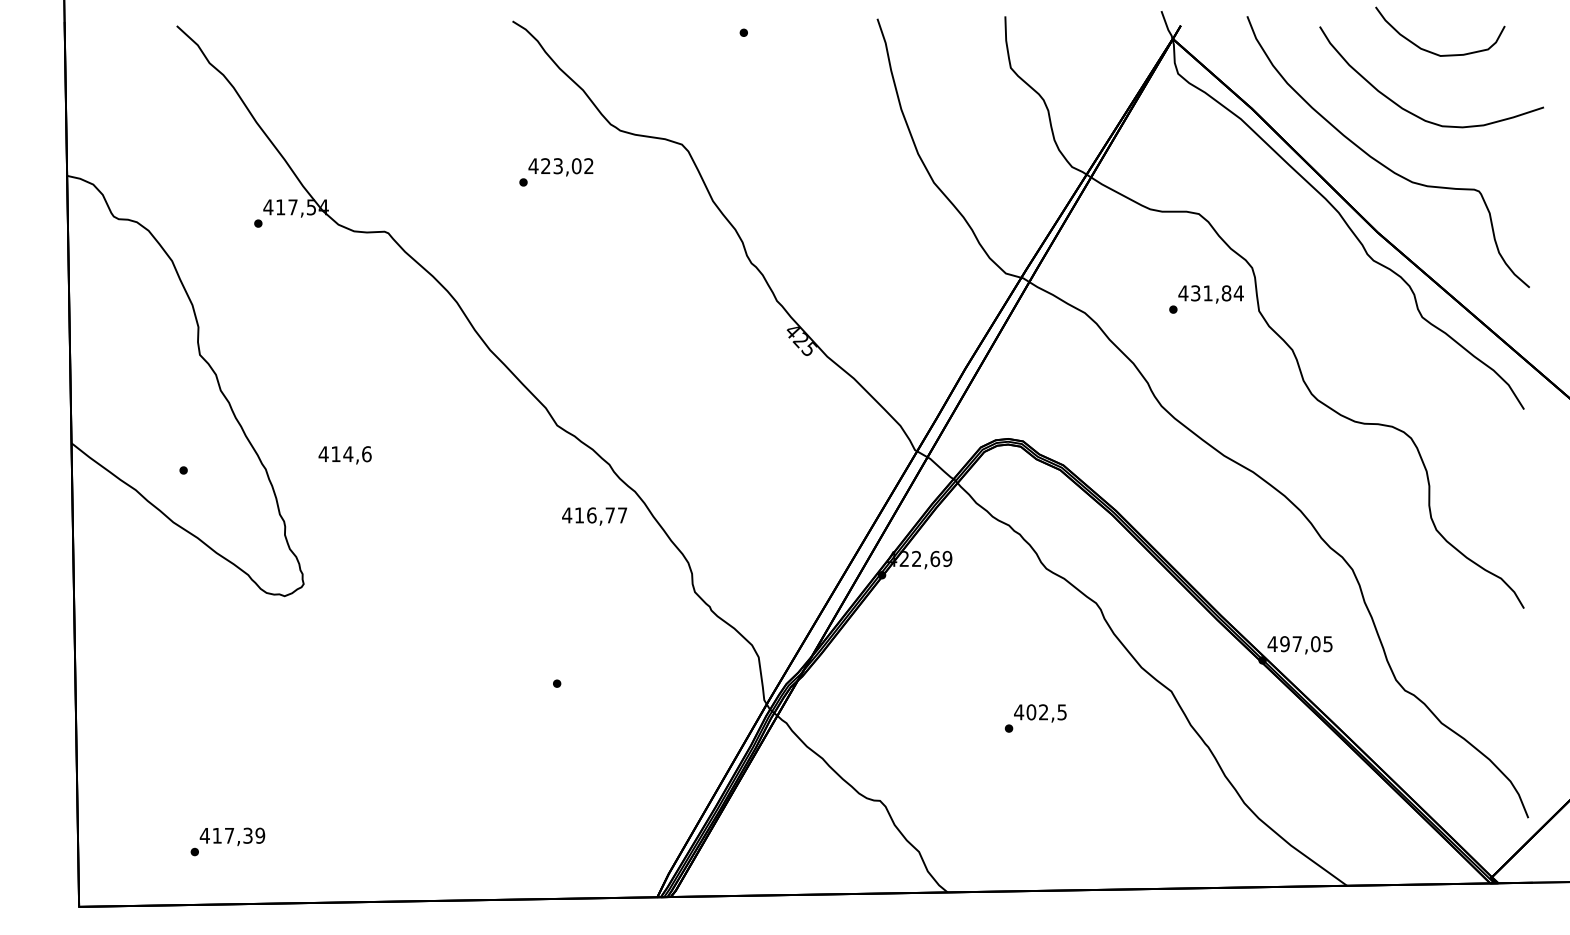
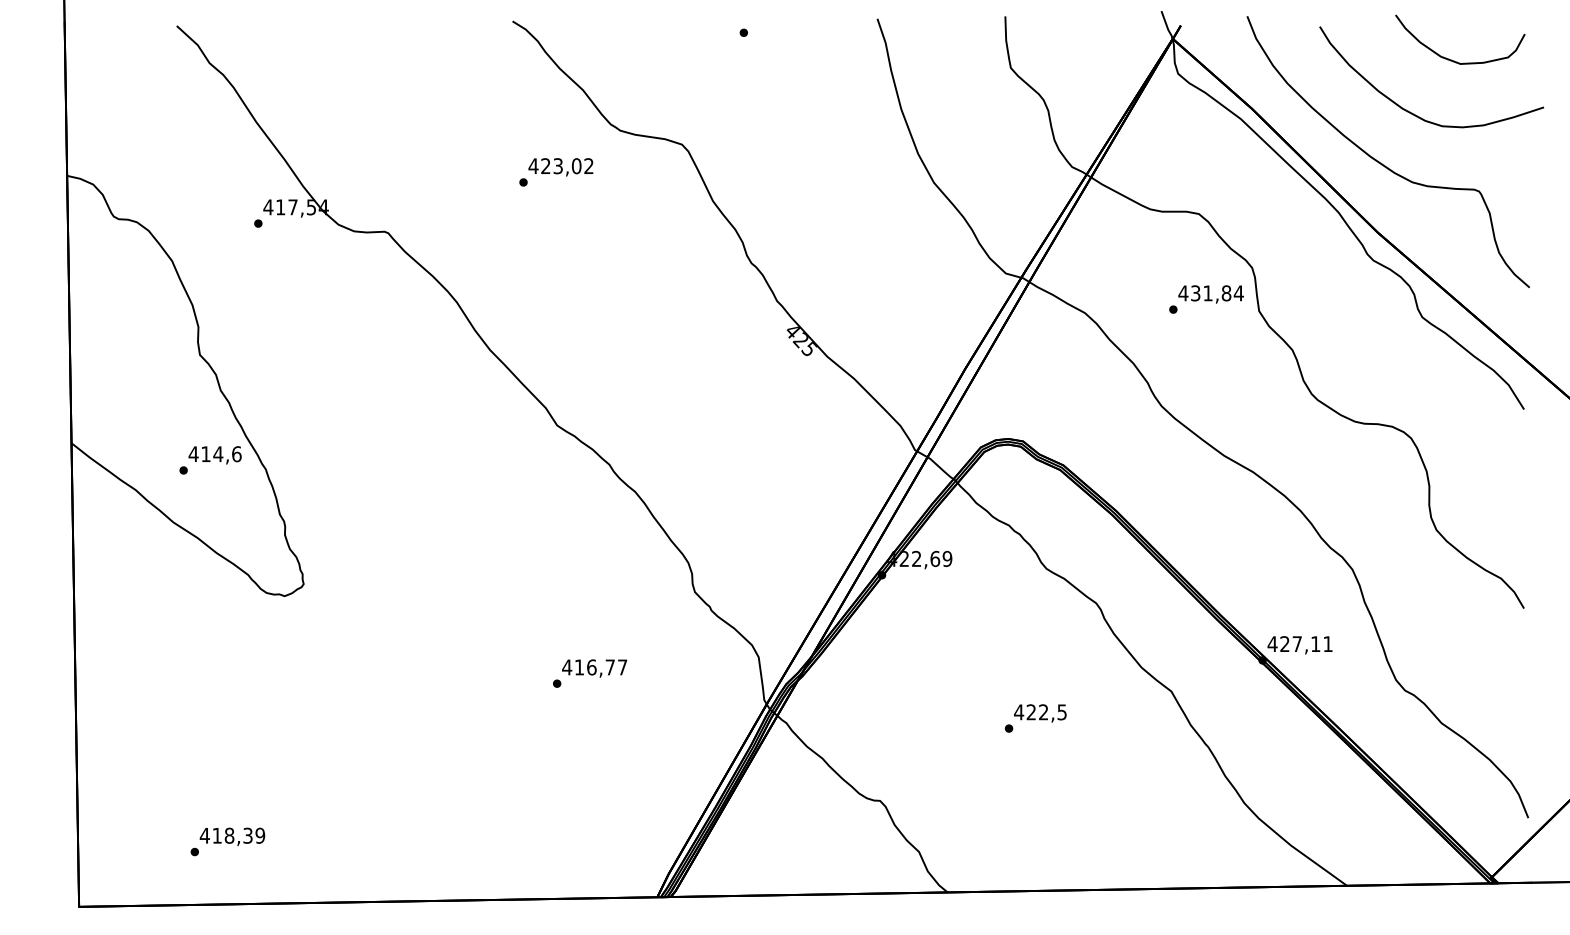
curve position: (1434, 52) -> (1454, 60) (1454, 60)
text position: (344, 455) -> (214, 455) (214, 455)
text position: (594, 516) -> (594, 668) (594, 668)
text: 497,05 -> 427,11 (1306, 644)
text: 402,5 -> 422,5 (1031, 712)
text: 417,39 -> 418,39 (229, 835)
